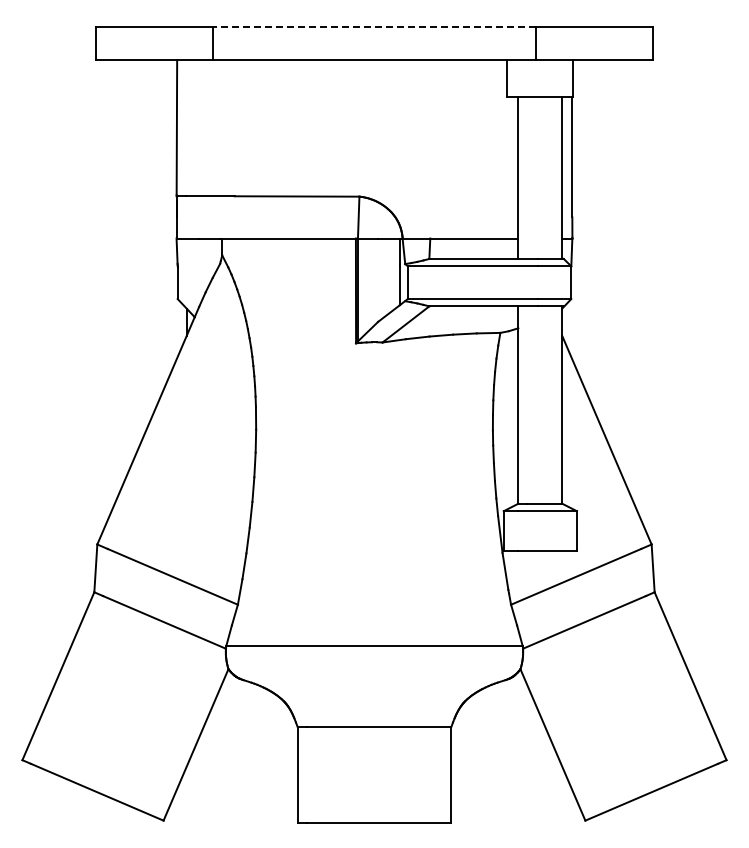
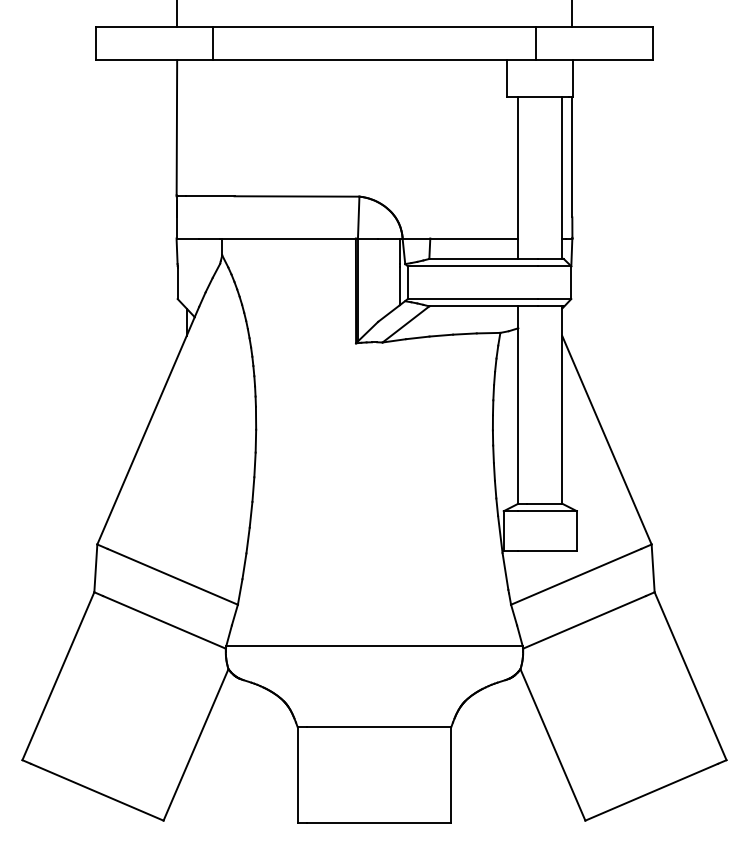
line: none -> present (176, 14)
line: none -> present (572, 14)
line: dashed -> solid (374, 27)
